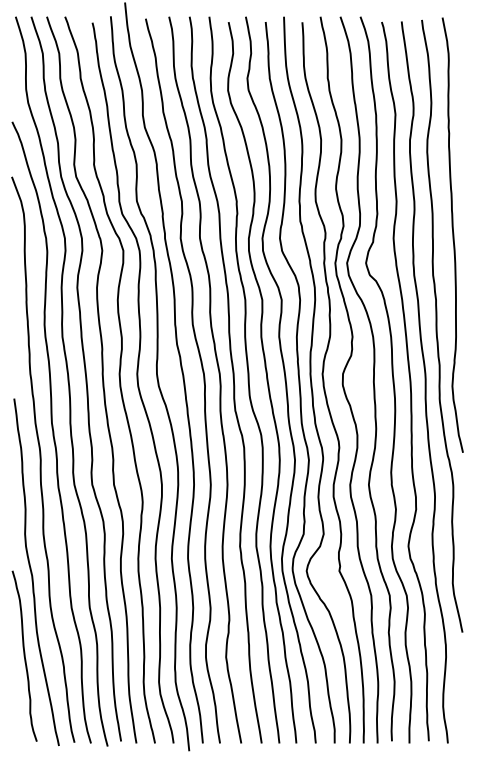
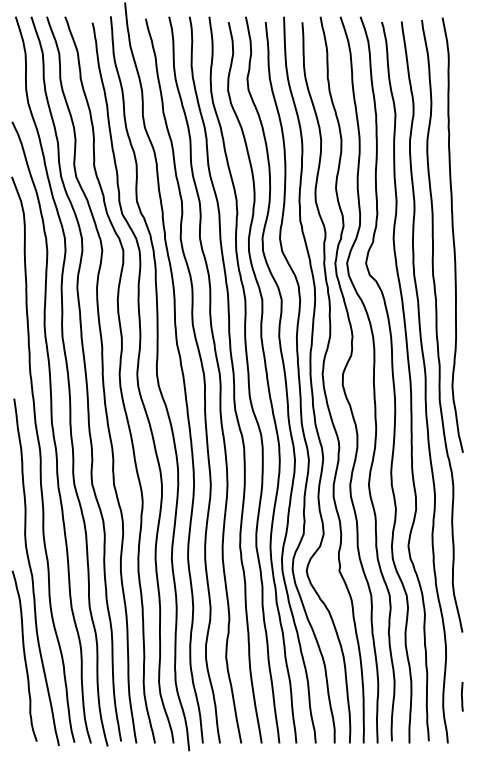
line: none -> present (461, 696)
